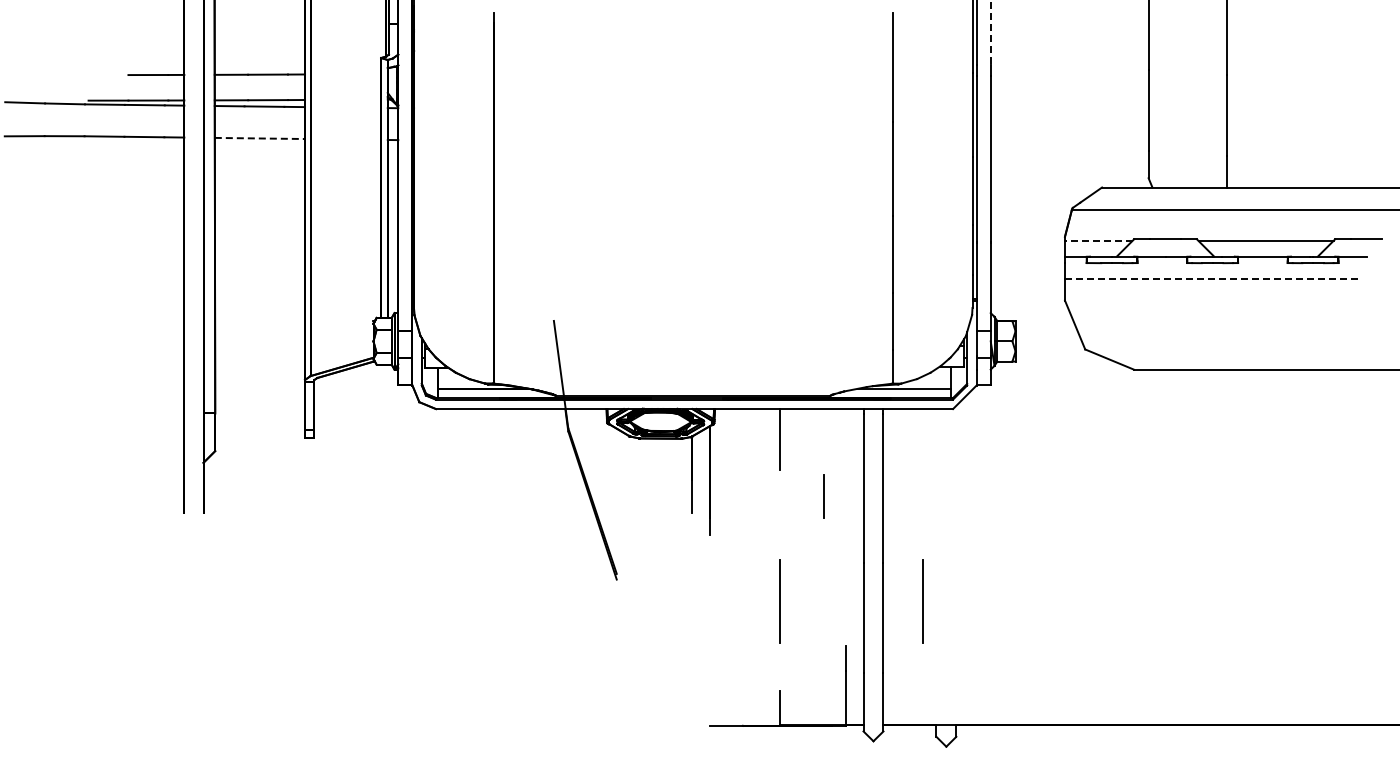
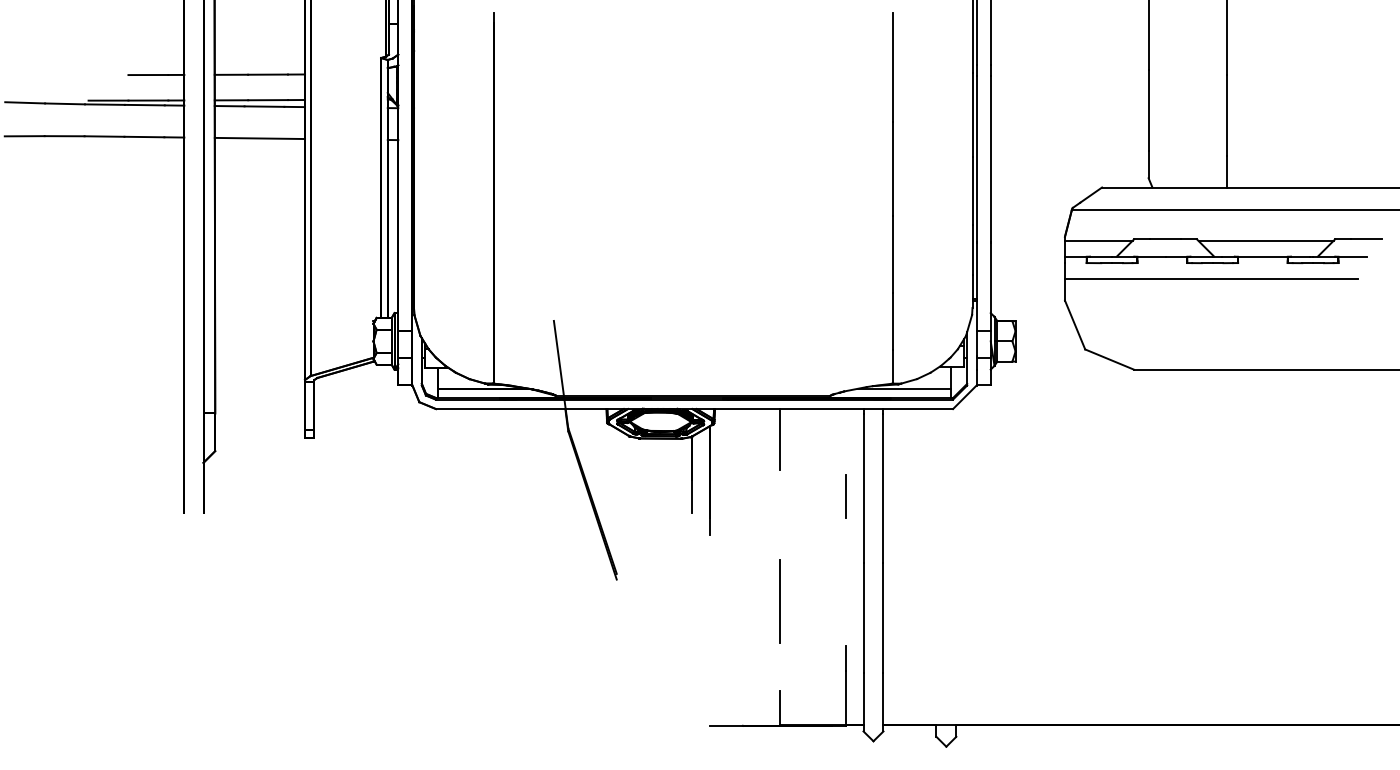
line: dashed -> solid (990, 33)
line: dashed -> solid (260, 138)
line: dashed -> solid (1098, 240)
line: dashed -> solid (1211, 278)
line position: (823, 496) -> (845, 496) (845, 496)
line: present -> none (922, 601)
